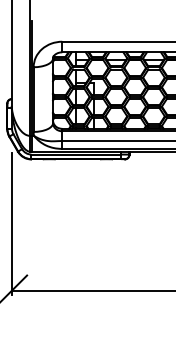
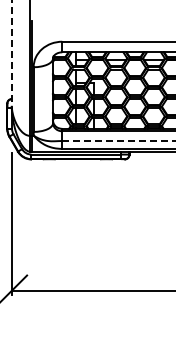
line: solid -> dashed (11, 53)
line: solid -> dashed (118, 141)
